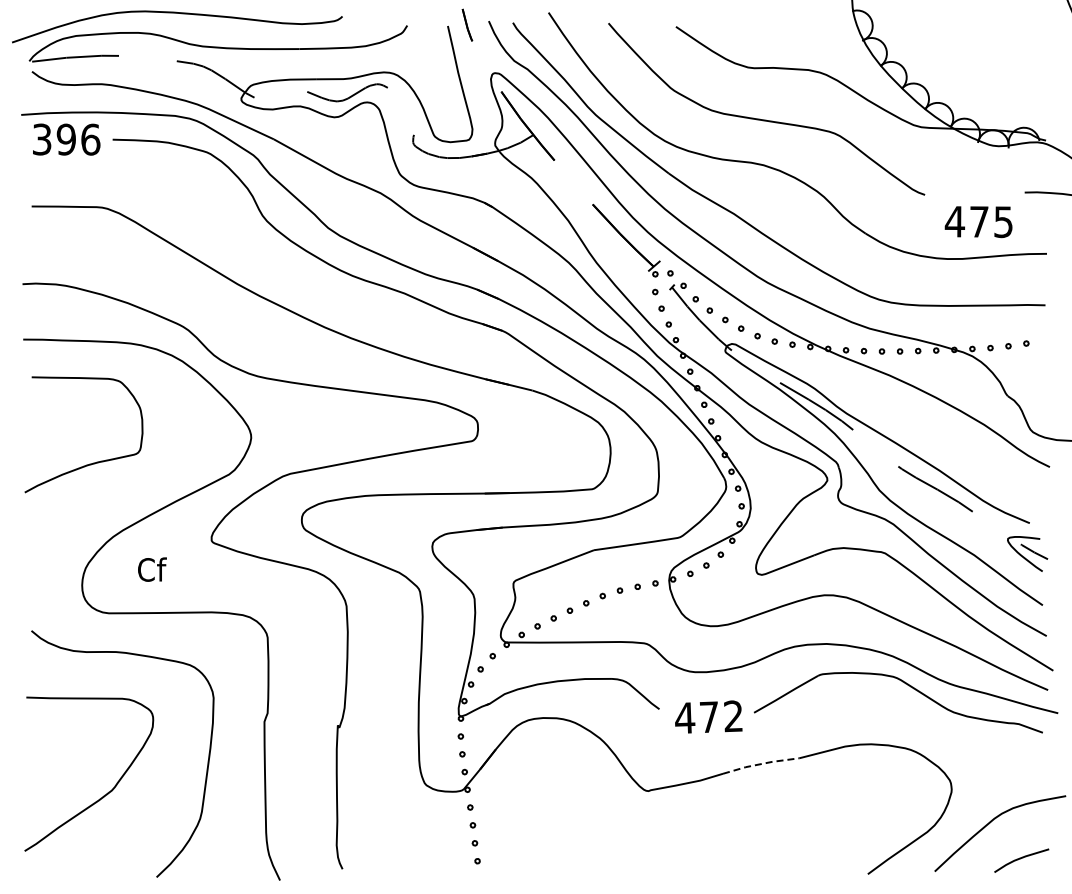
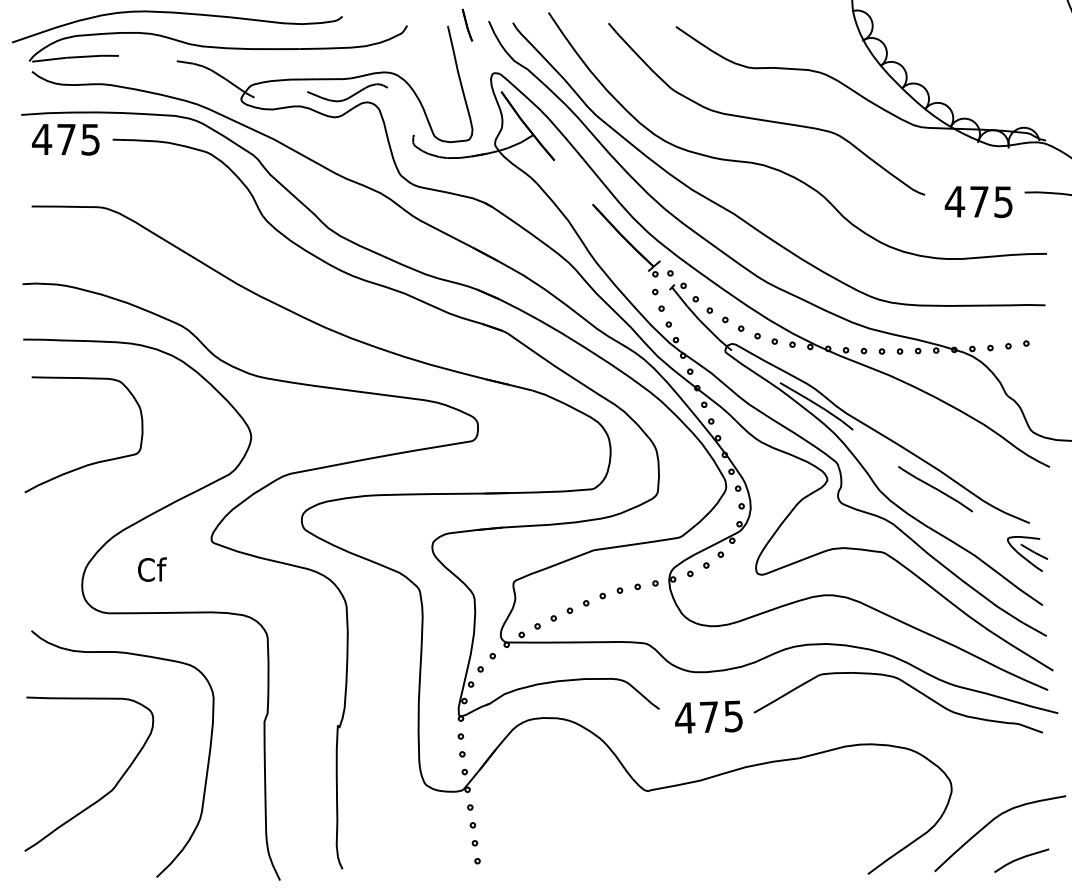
text: 396 -> 475 (66, 139)
text position: (978, 222) -> (978, 202) (978, 202)
text: 472 -> 475 (733, 716)
line: dashed -> solid (761, 764)
